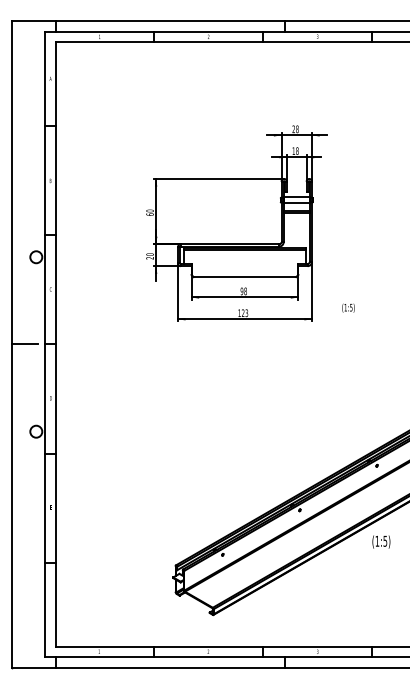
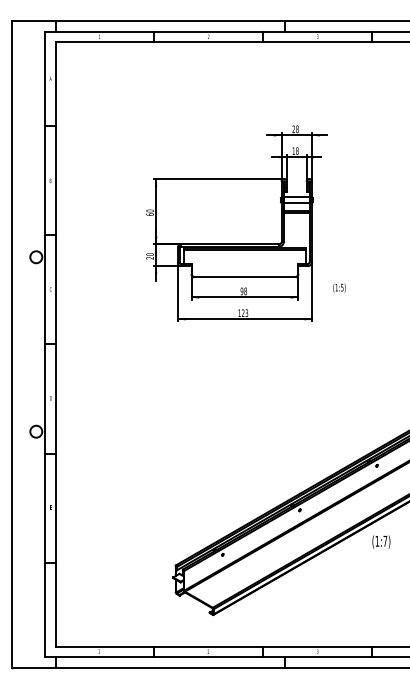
text position: (348, 307) -> (339, 287) (339, 287)
line: present -> none (25, 344)
text: (1:5) -> (1:7) (385, 541)
